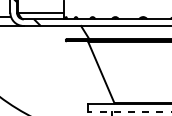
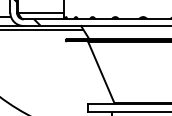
line: none -> present (42, 30)
line: dashed -> solid (129, 112)
